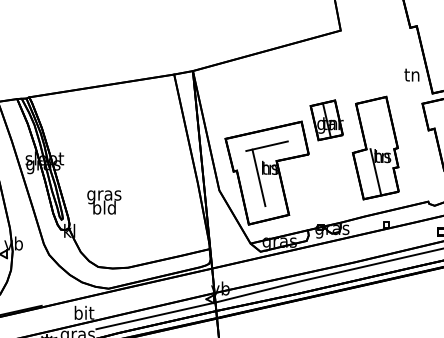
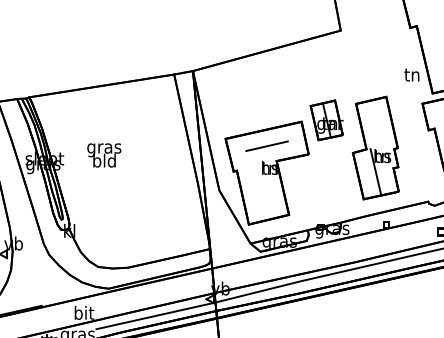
line: present -> none (258, 177)
text position: (104, 202) -> (104, 155) (104, 155)
